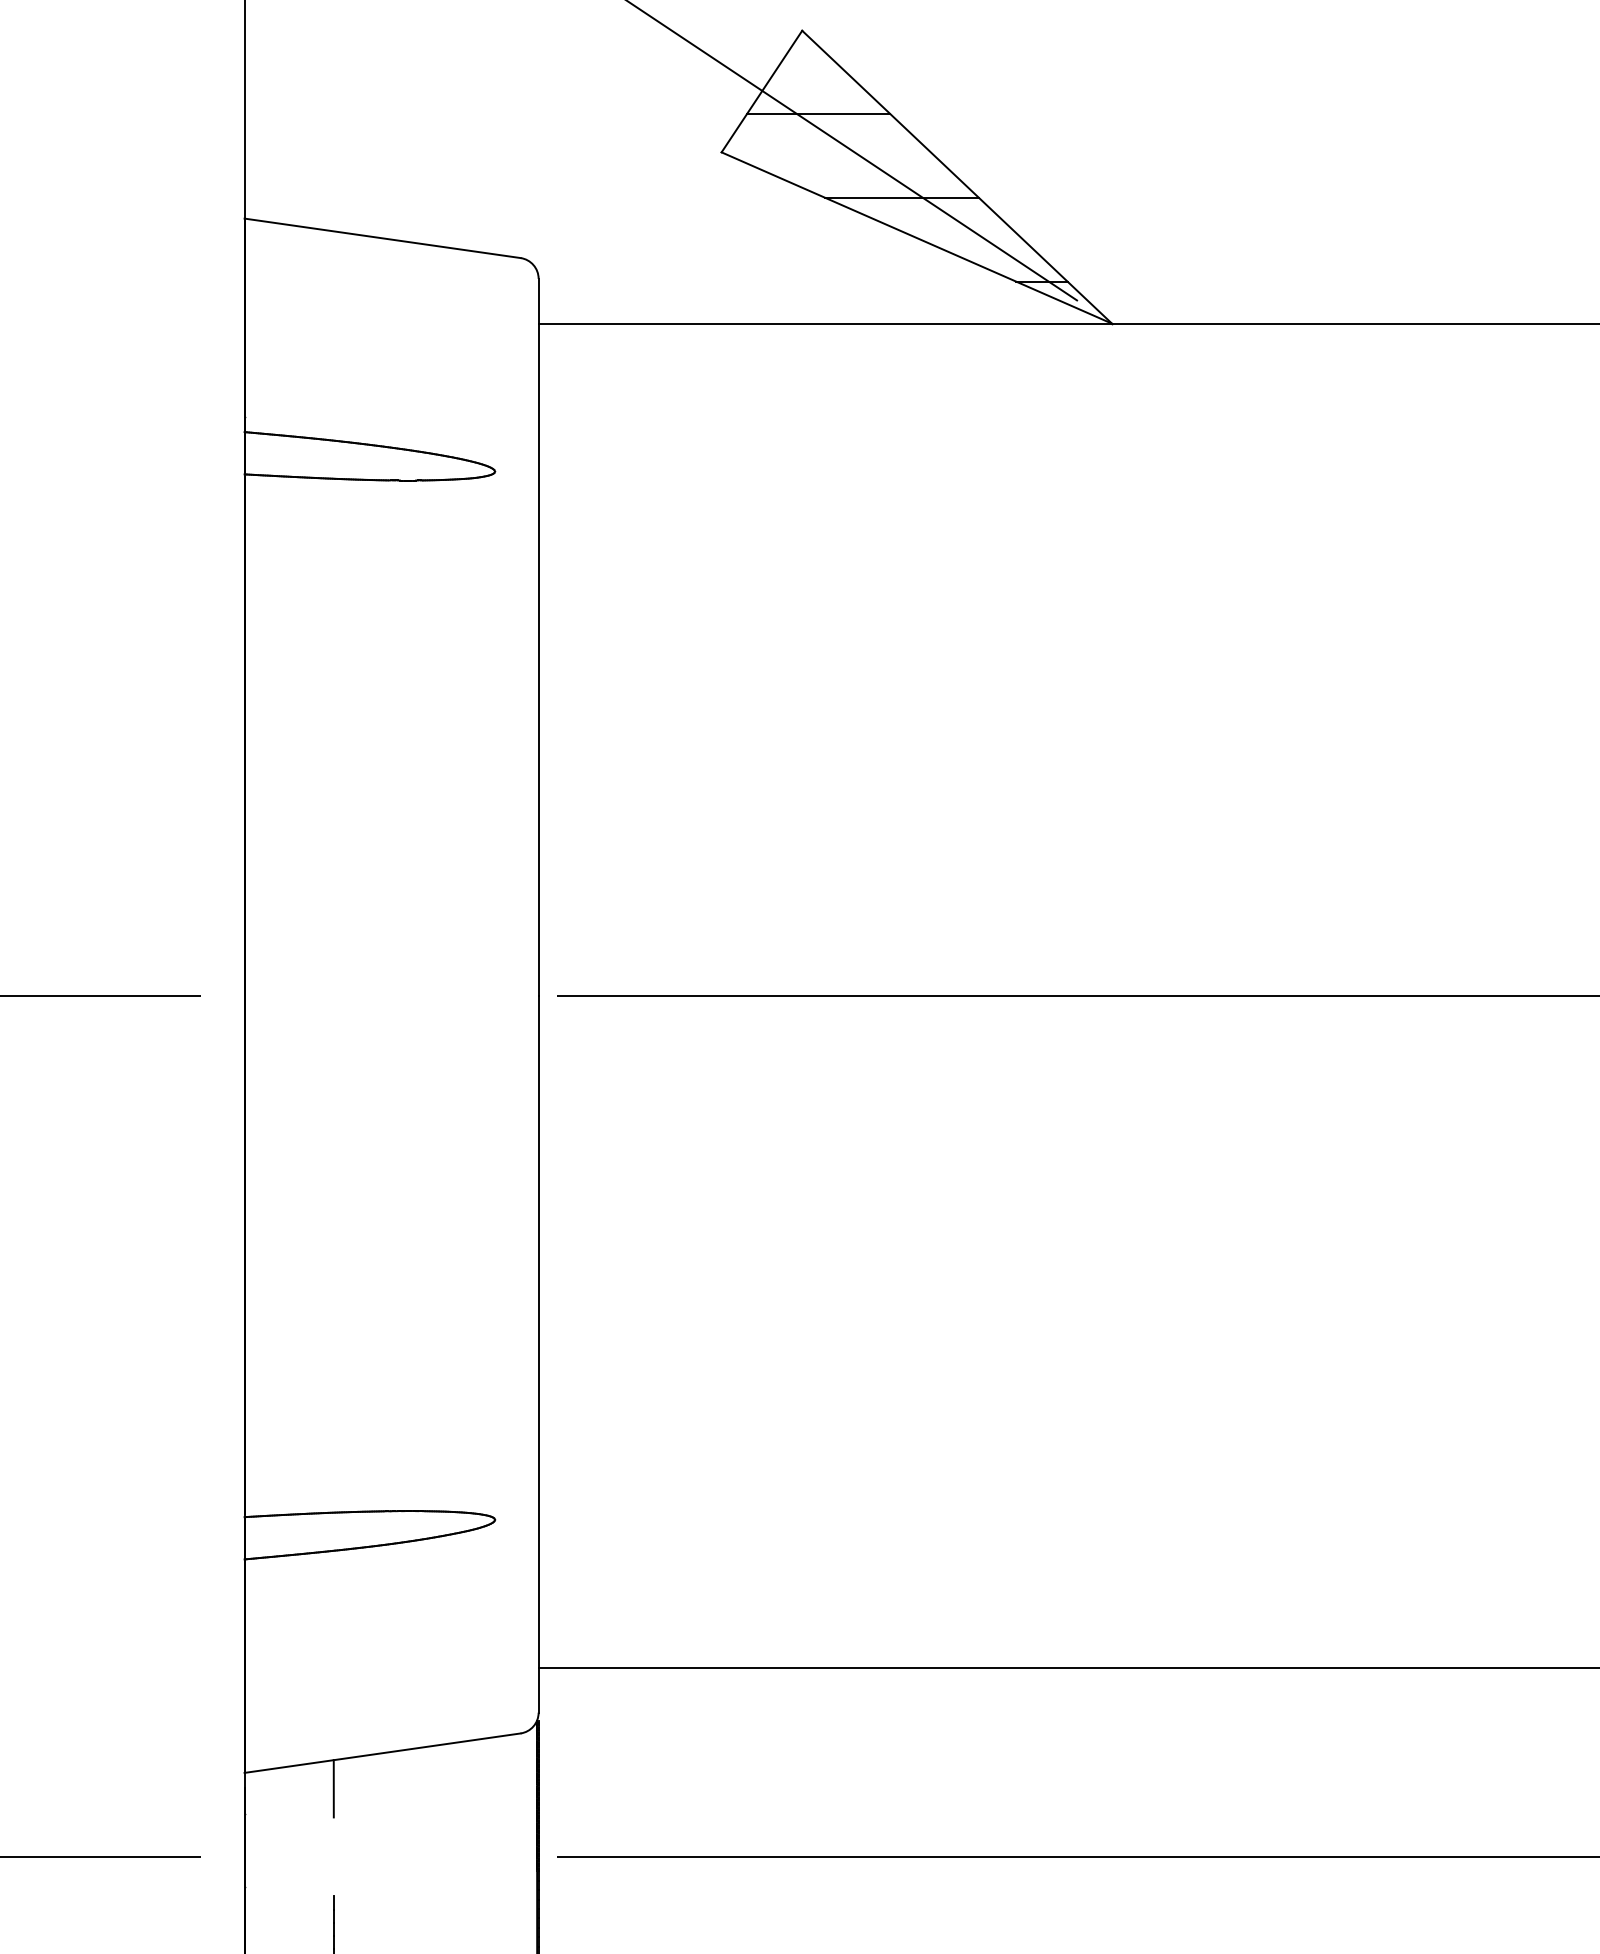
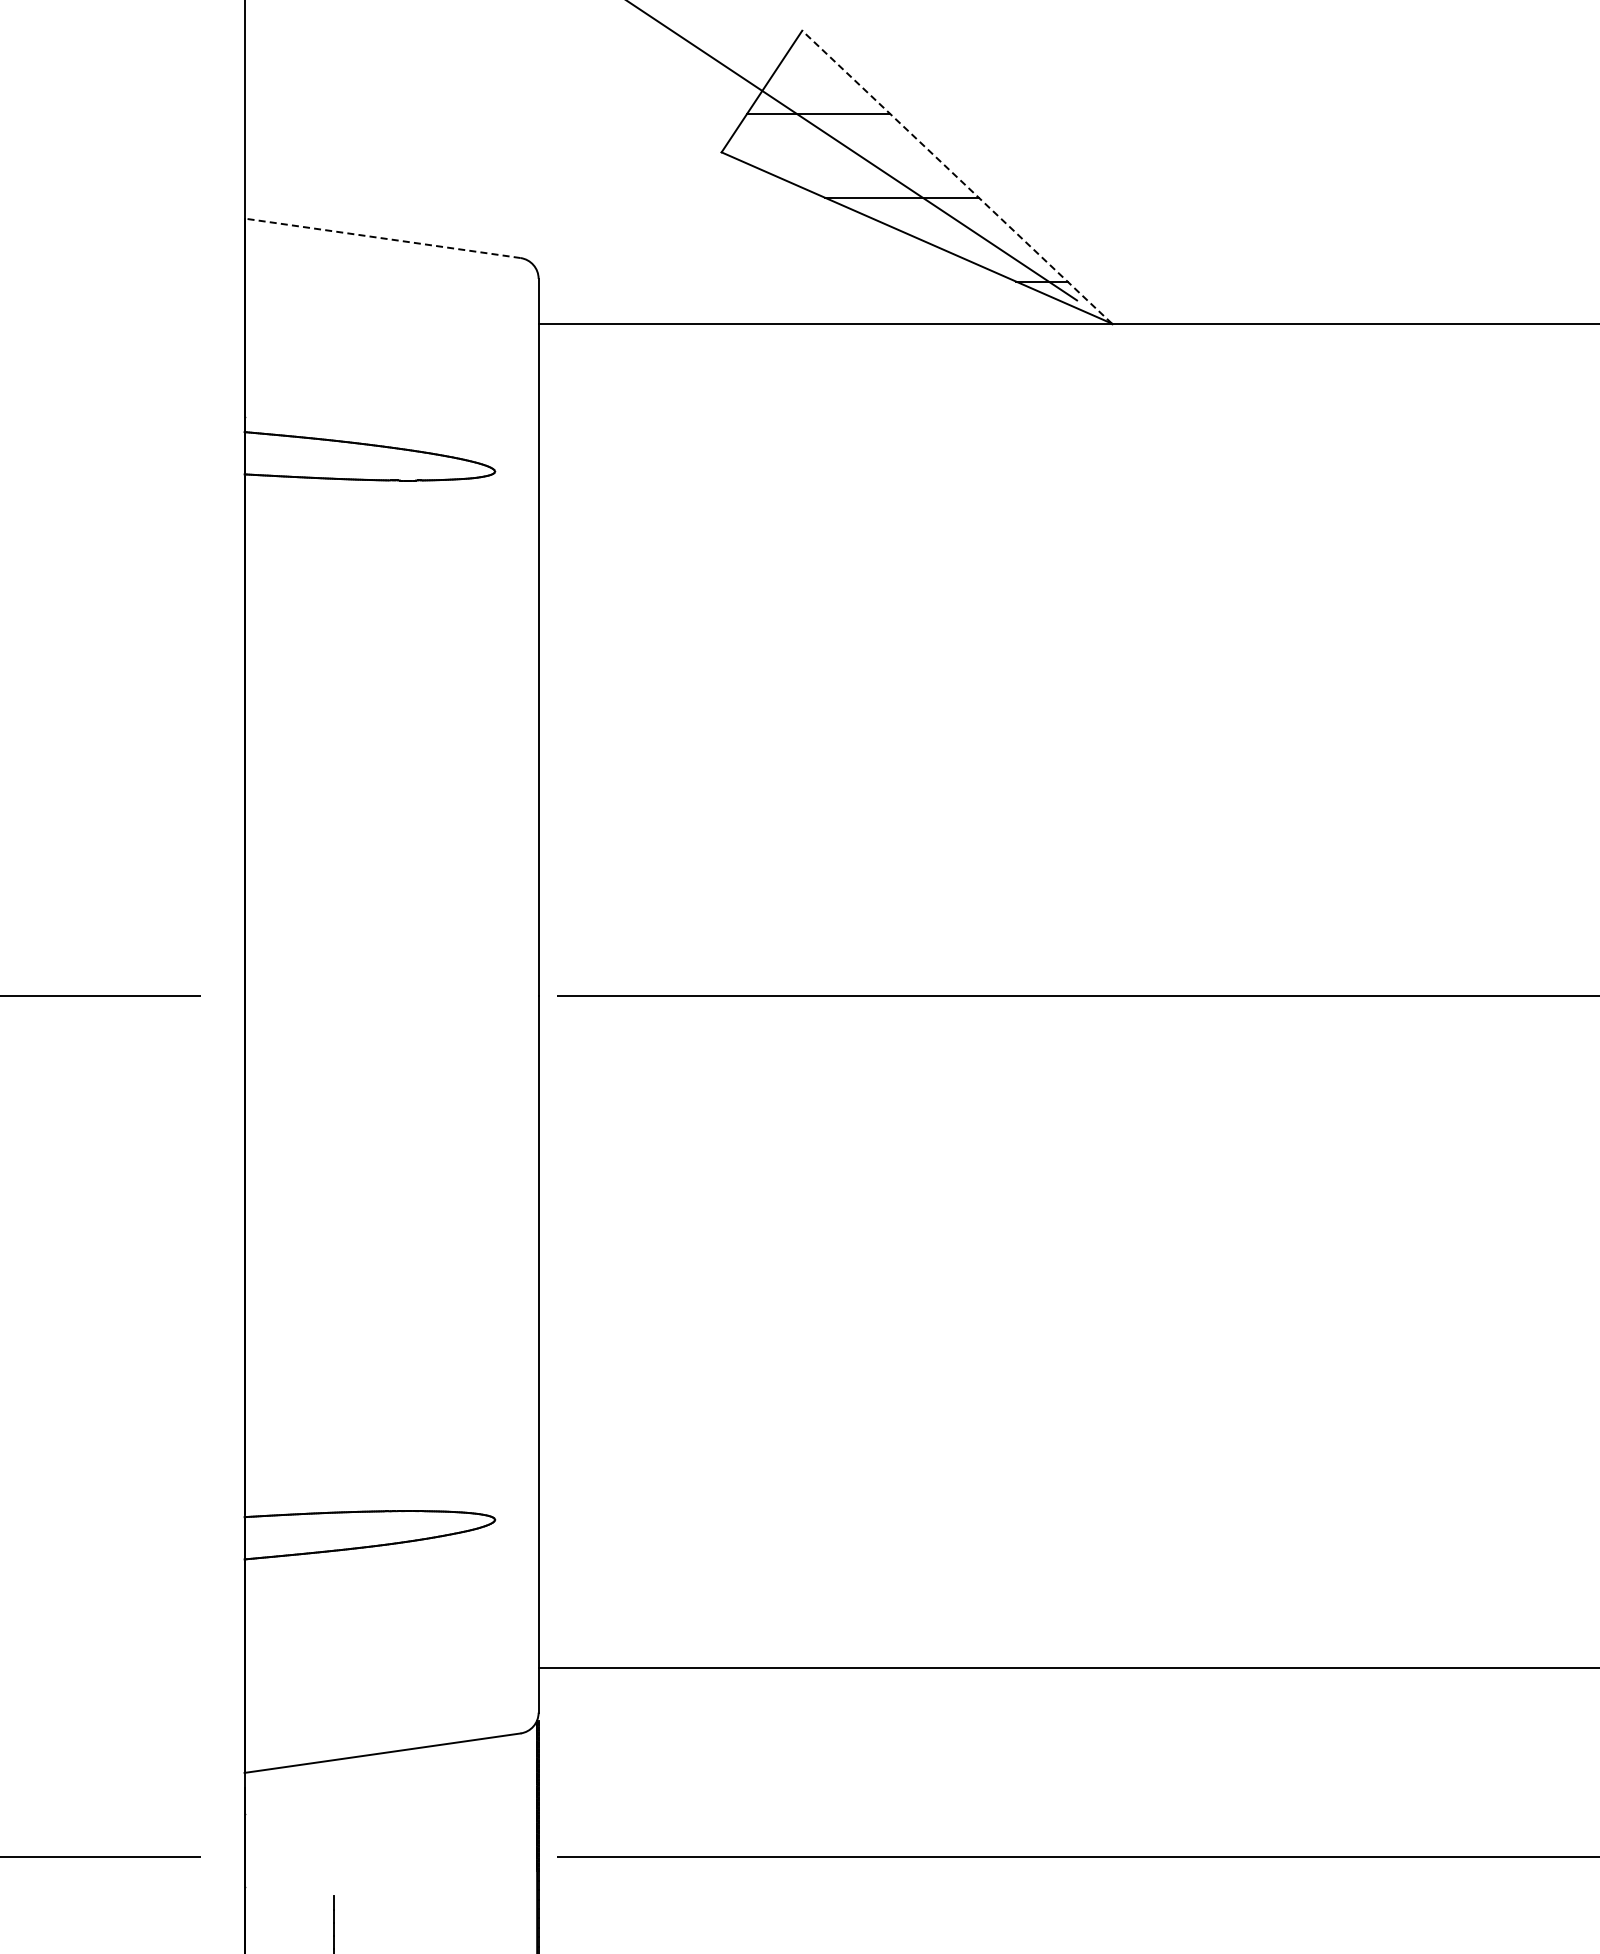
line: solid -> dashed (956, 176)
line: solid -> dashed (382, 238)
line: present -> none (333, 1788)
